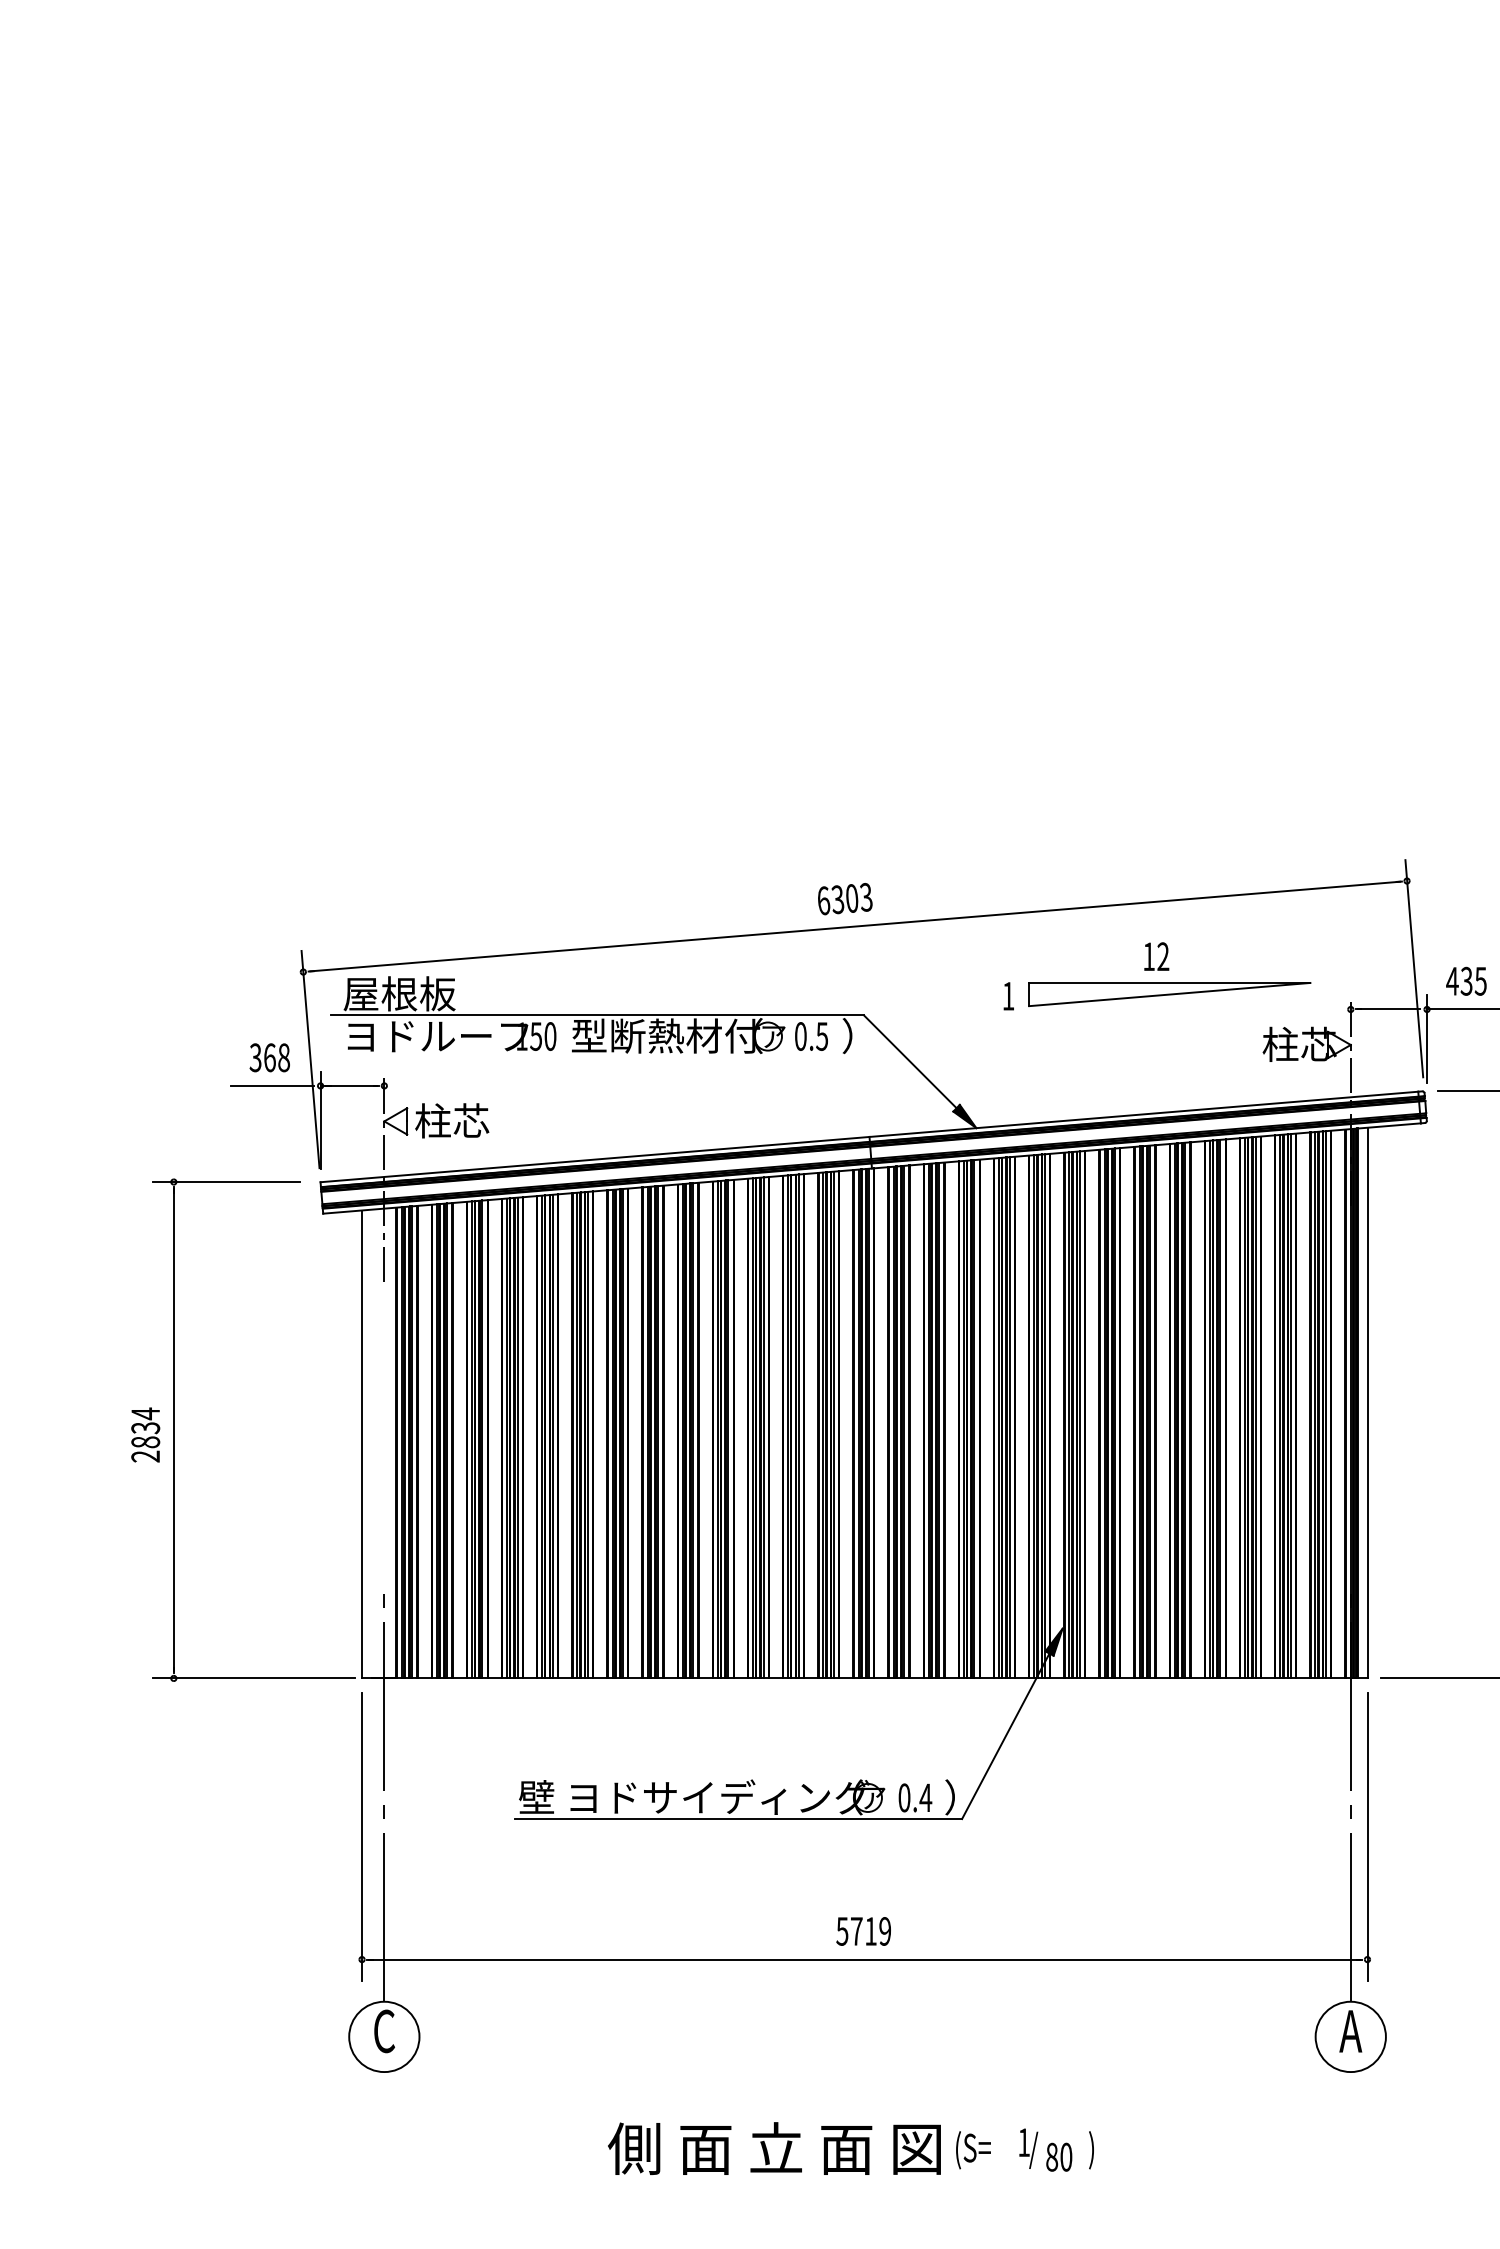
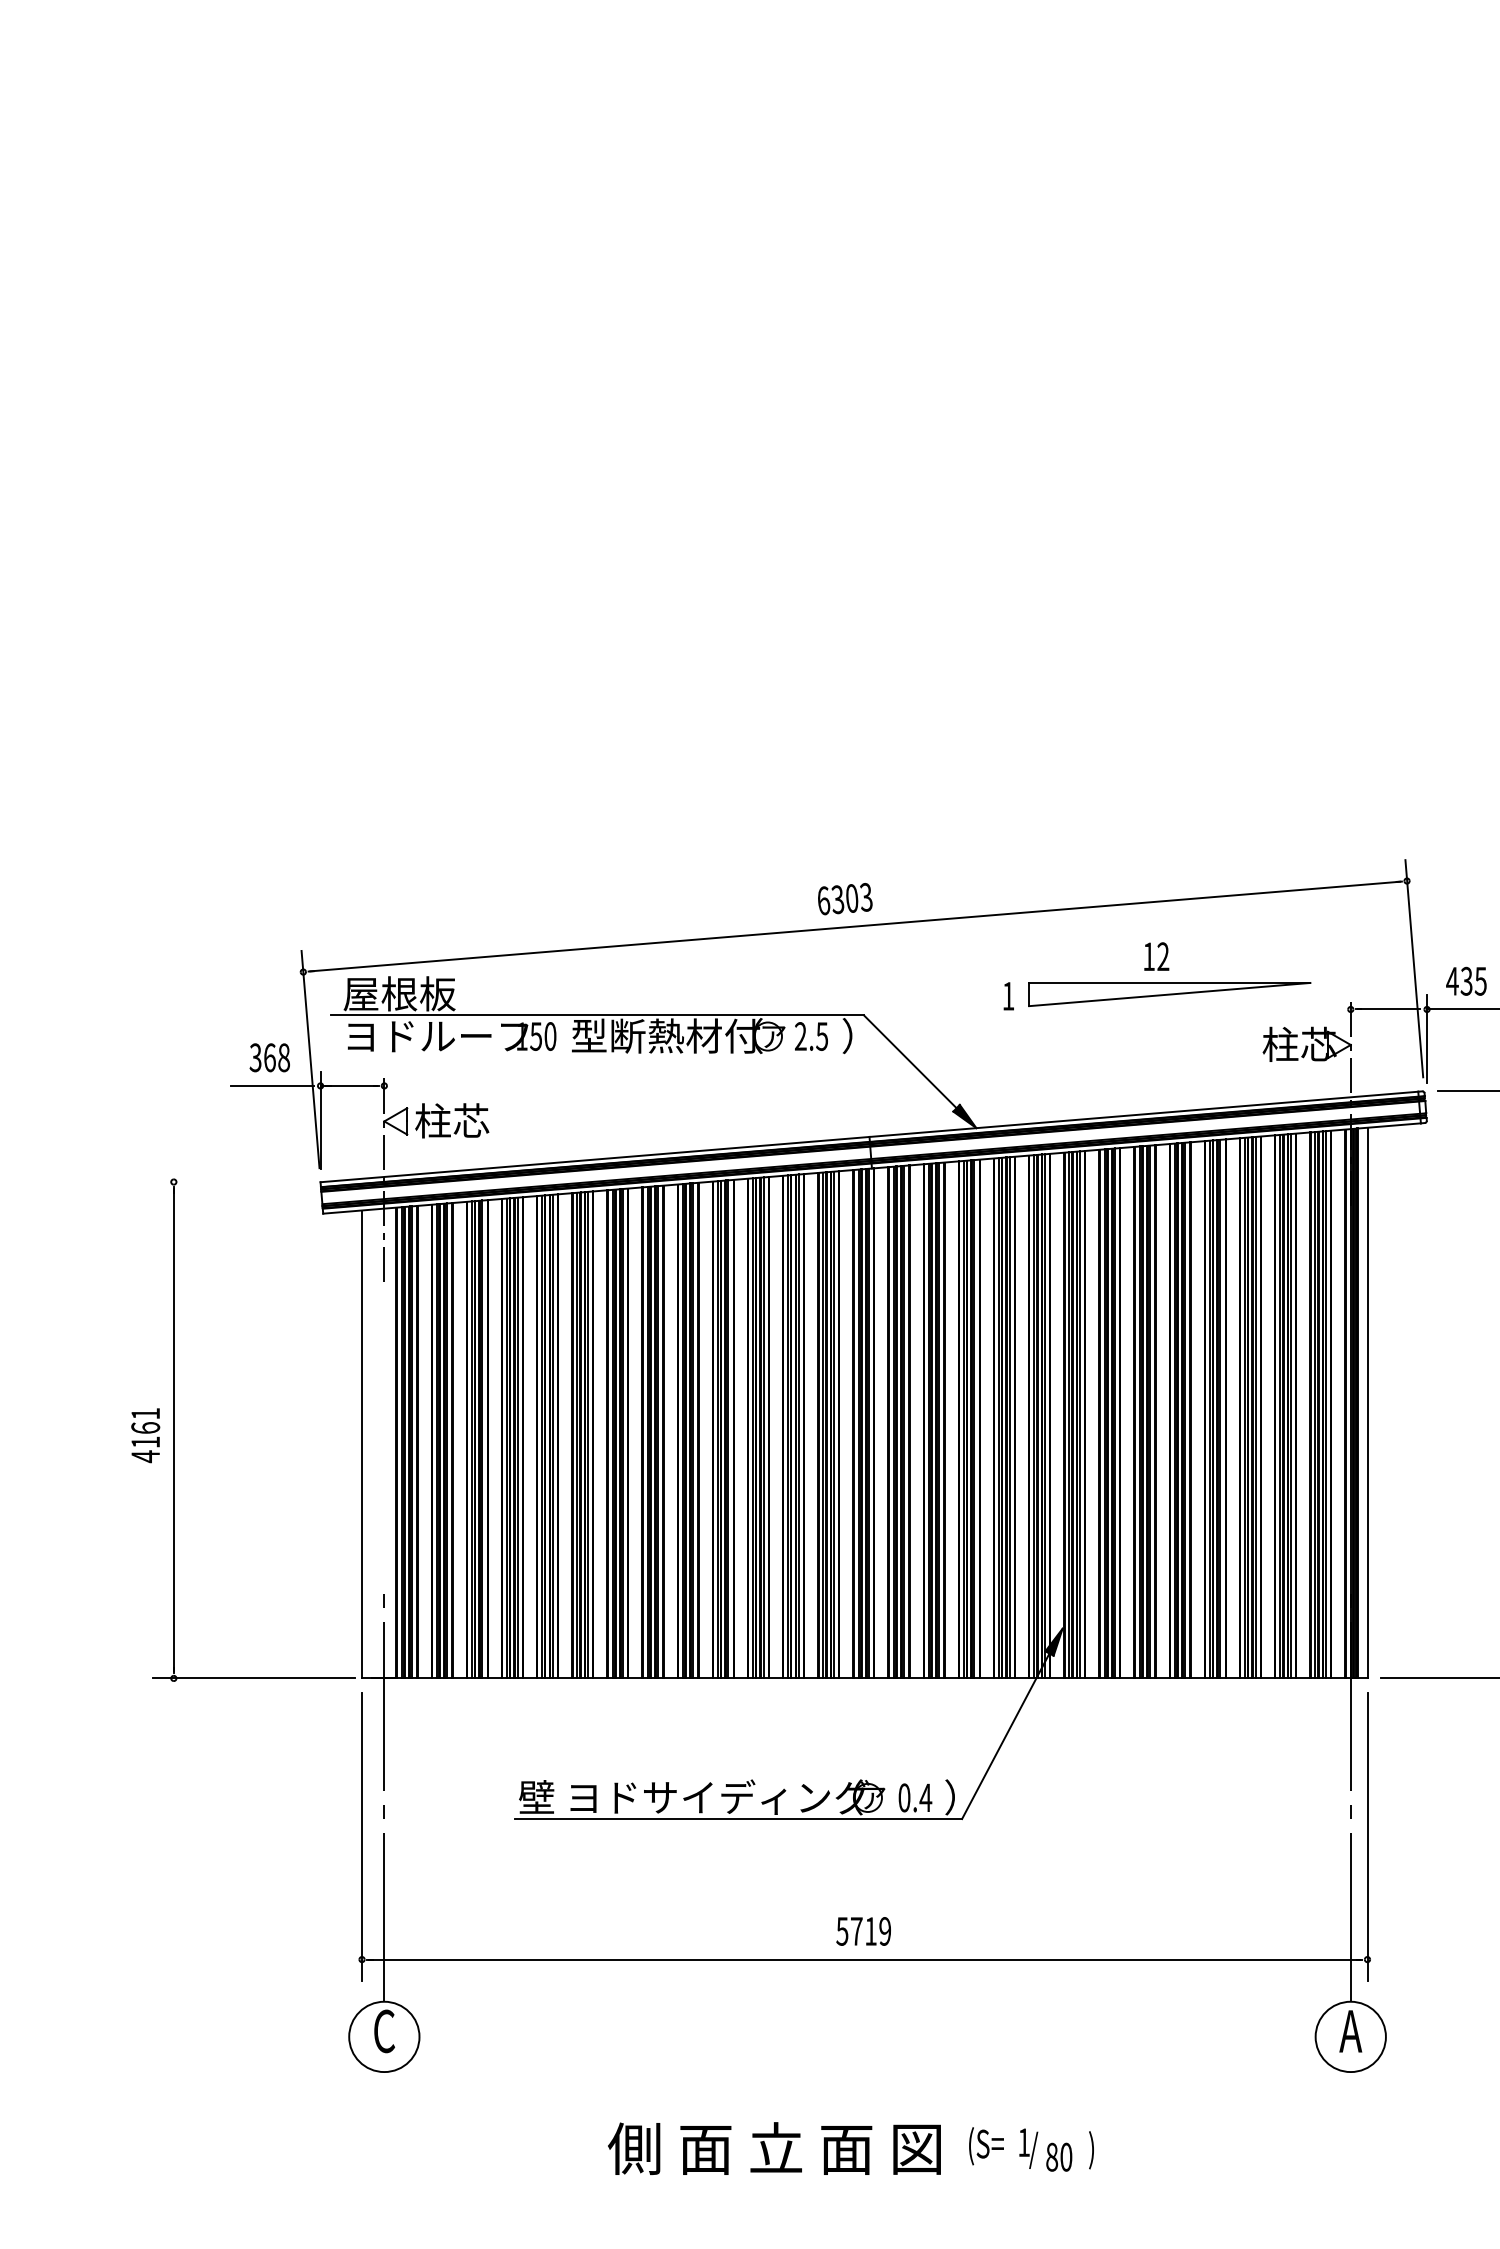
text: 0.5 -> 2.5 (800, 1036)
line: present -> none (226, 1182)
text: 2834 -> 4161 (145, 1435)
text position: (973, 2150) -> (986, 2146) (986, 2146)
